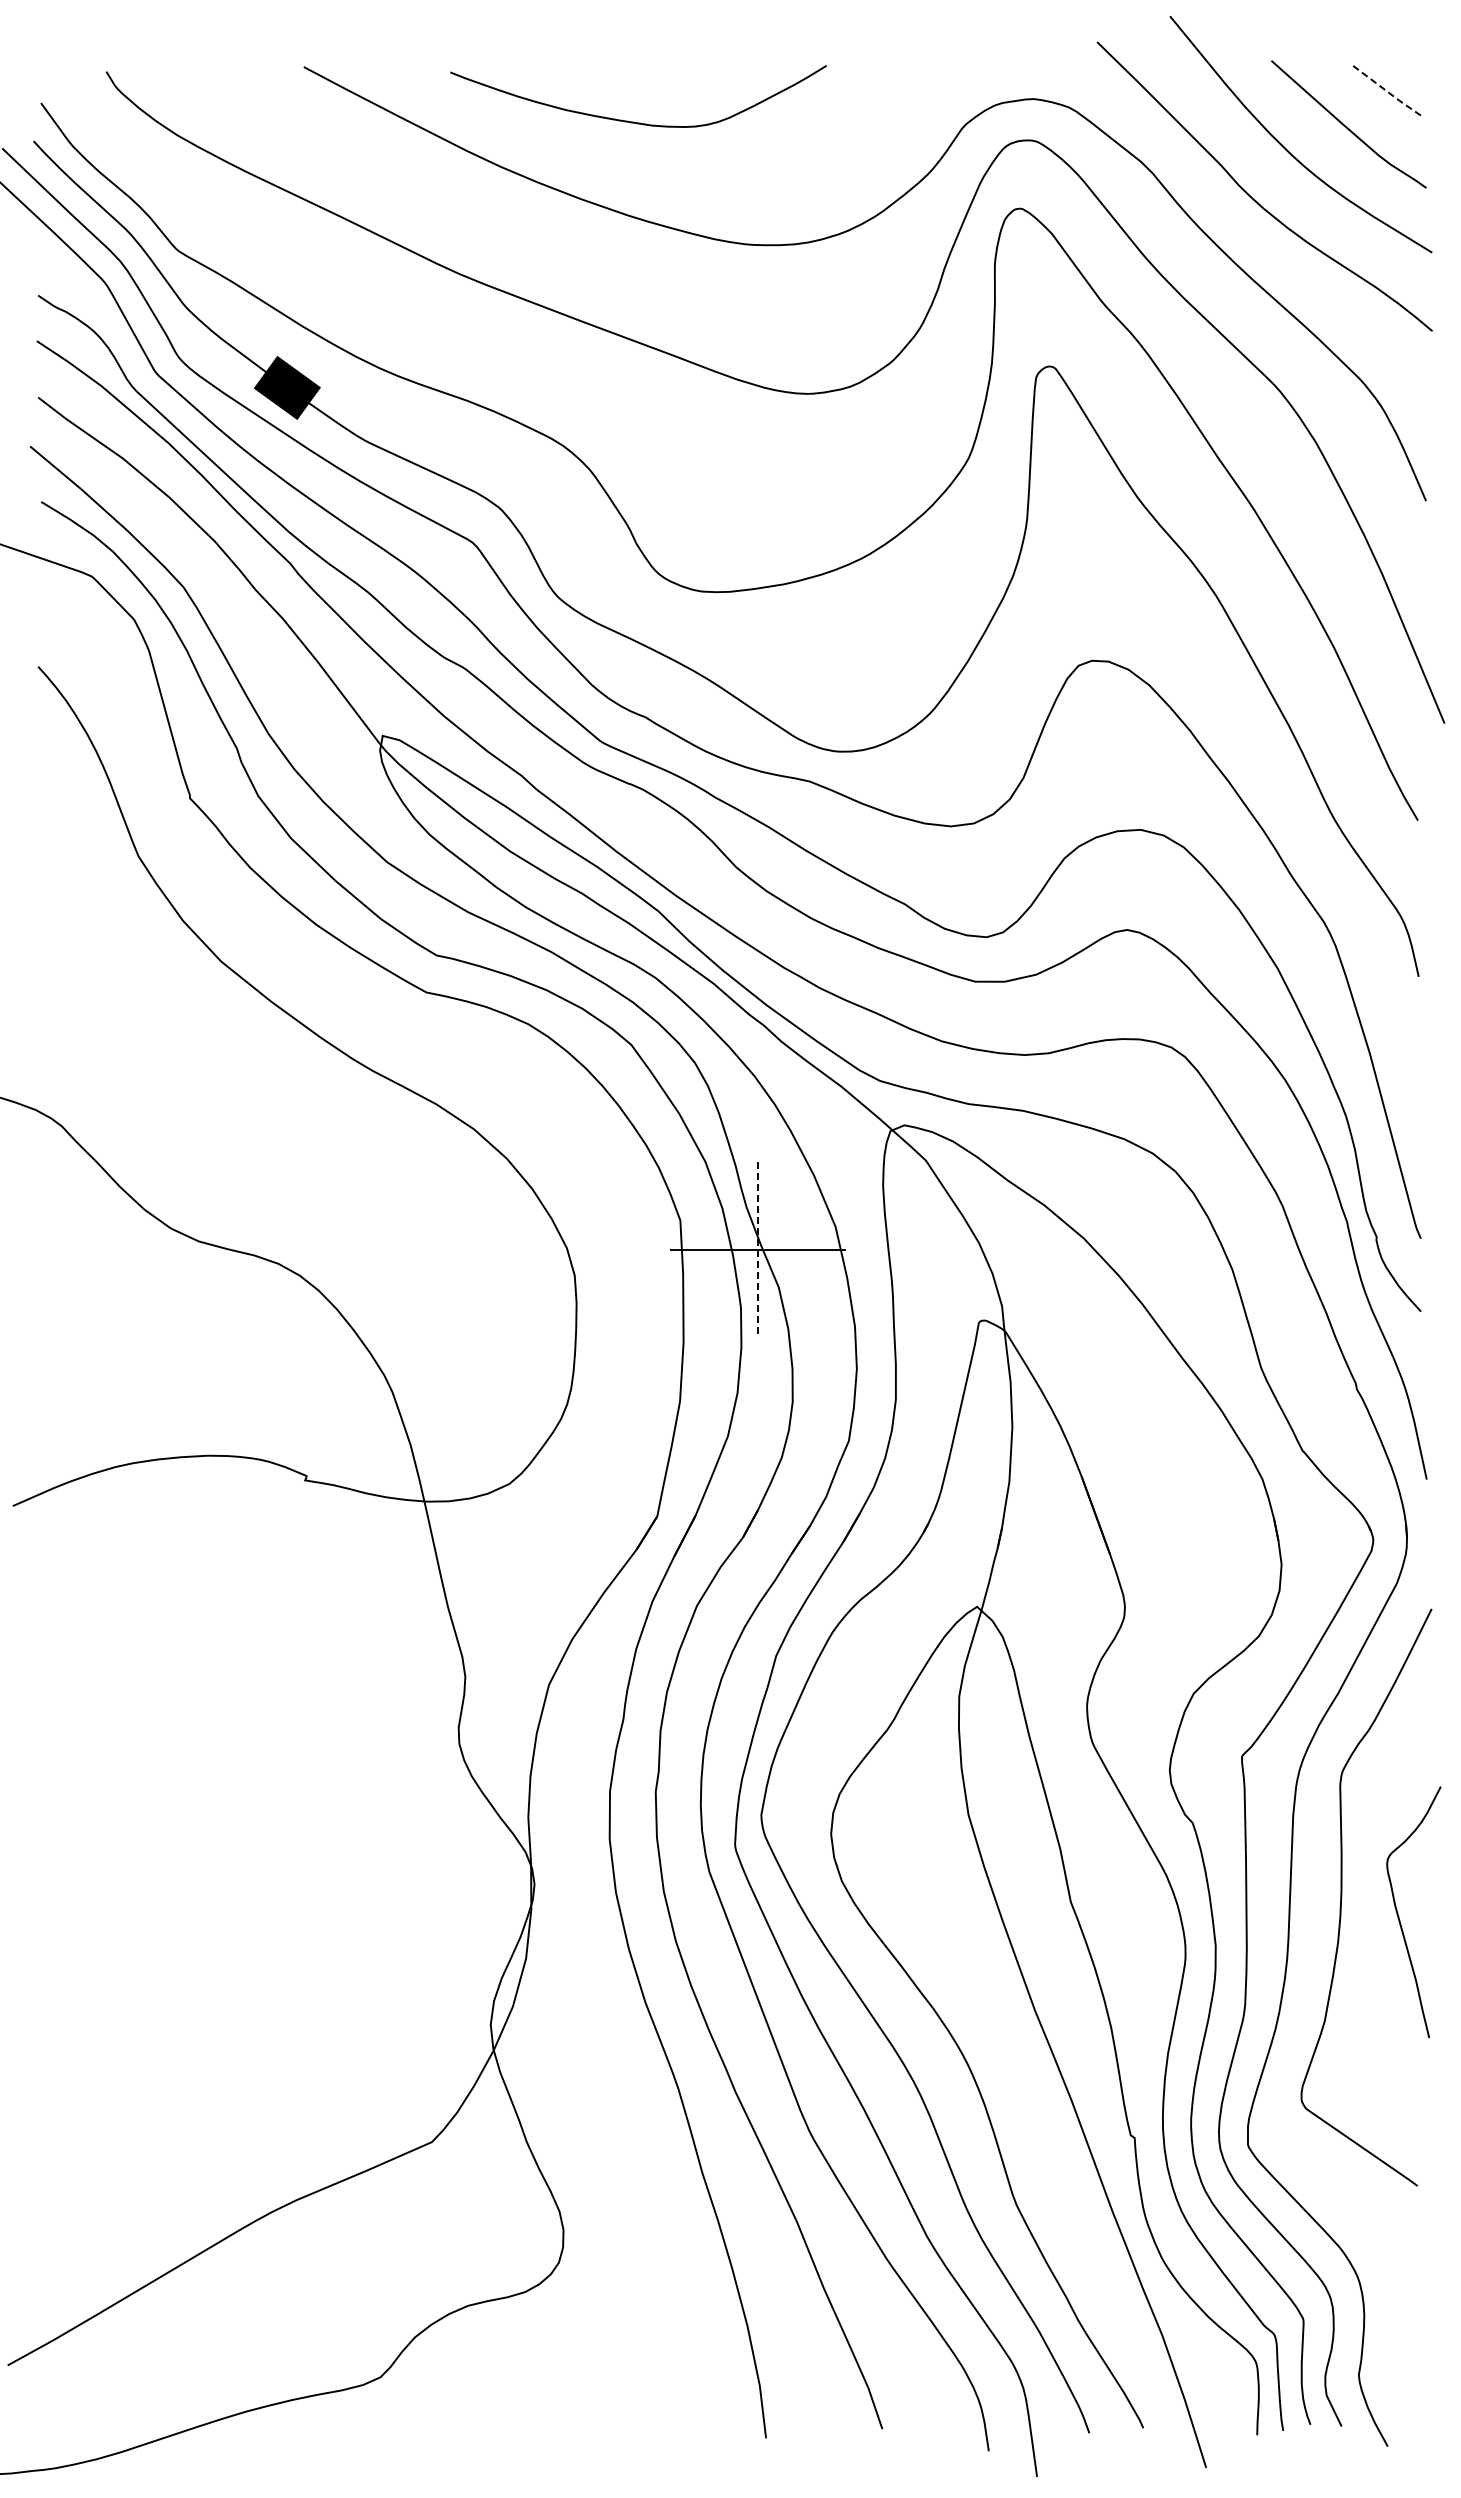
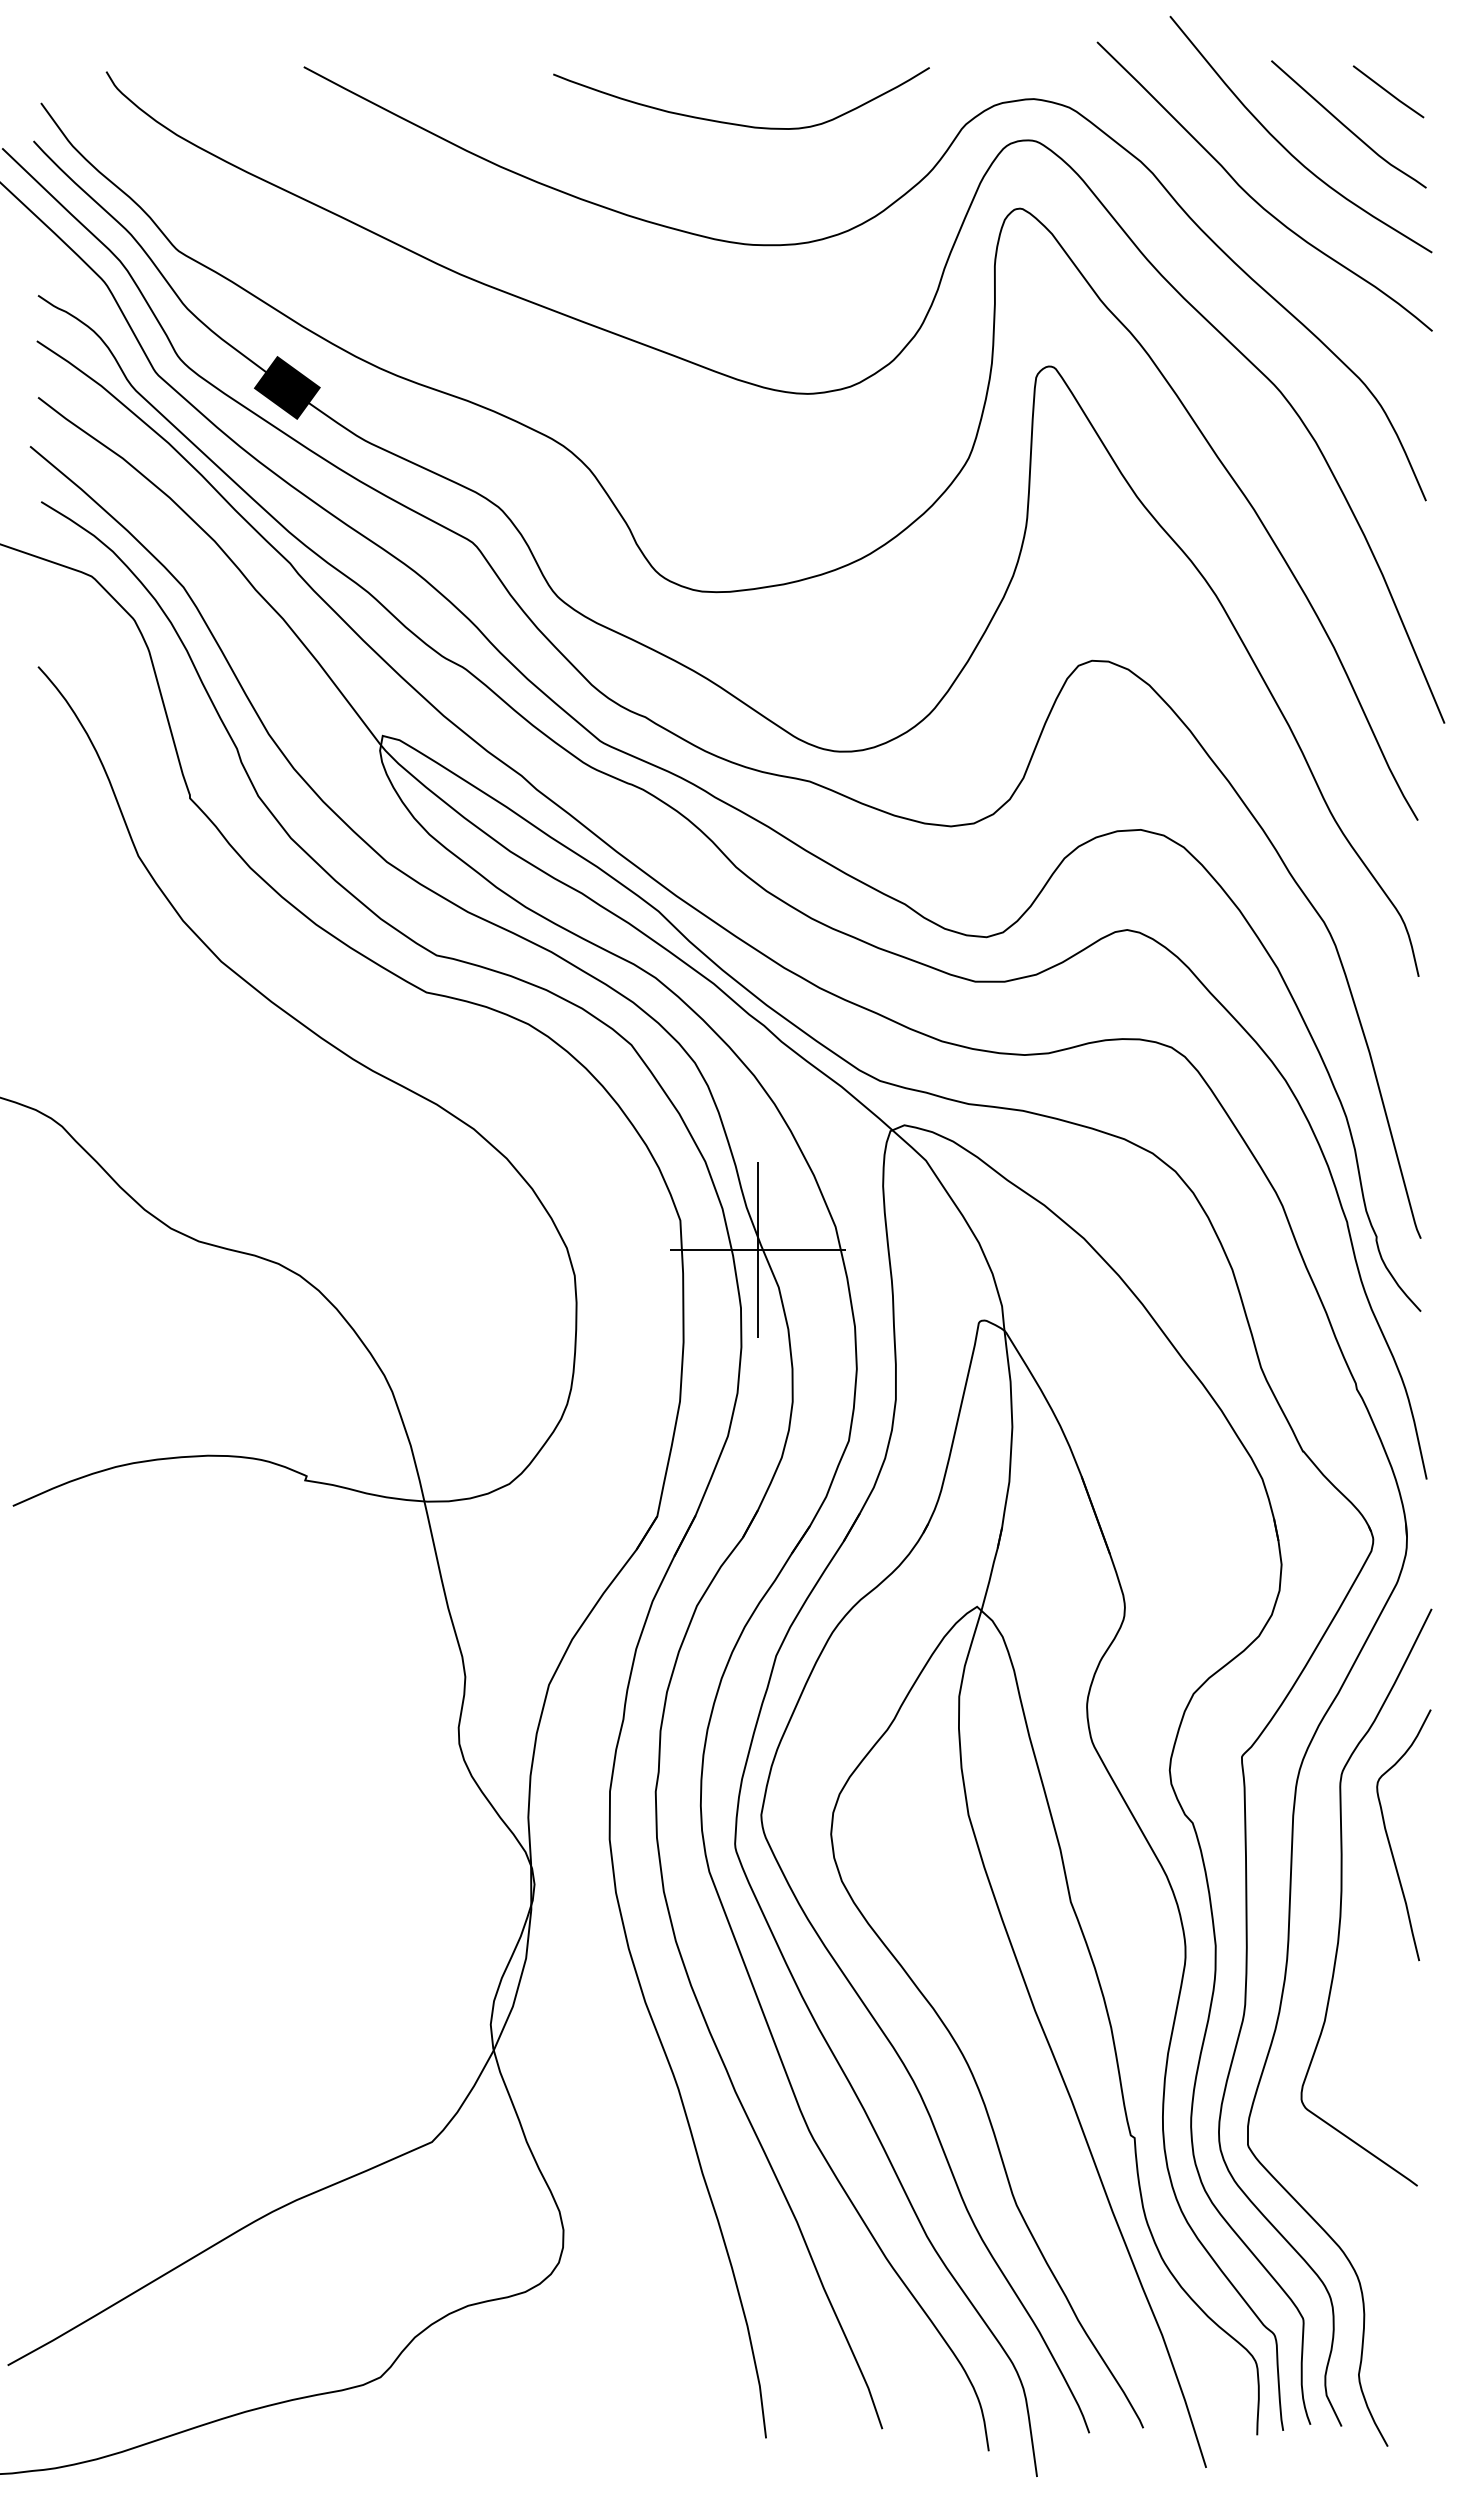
line: dashed -> solid (1388, 92)
curve position: (634, 121) -> (737, 123) (737, 123)
line: dashed -> solid (757, 1250)
curve position: (1399, 1916) -> (1389, 1839) (1389, 1839)
